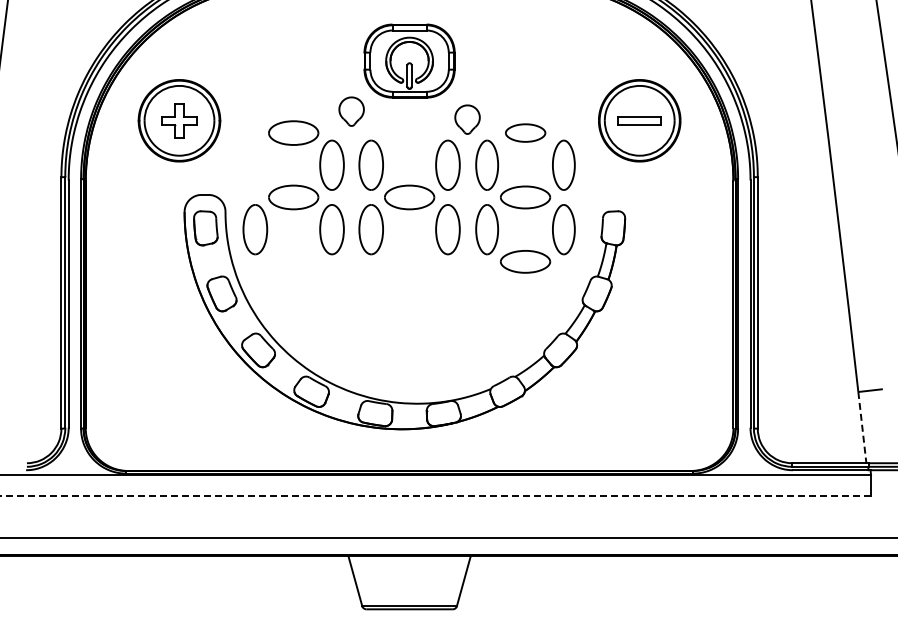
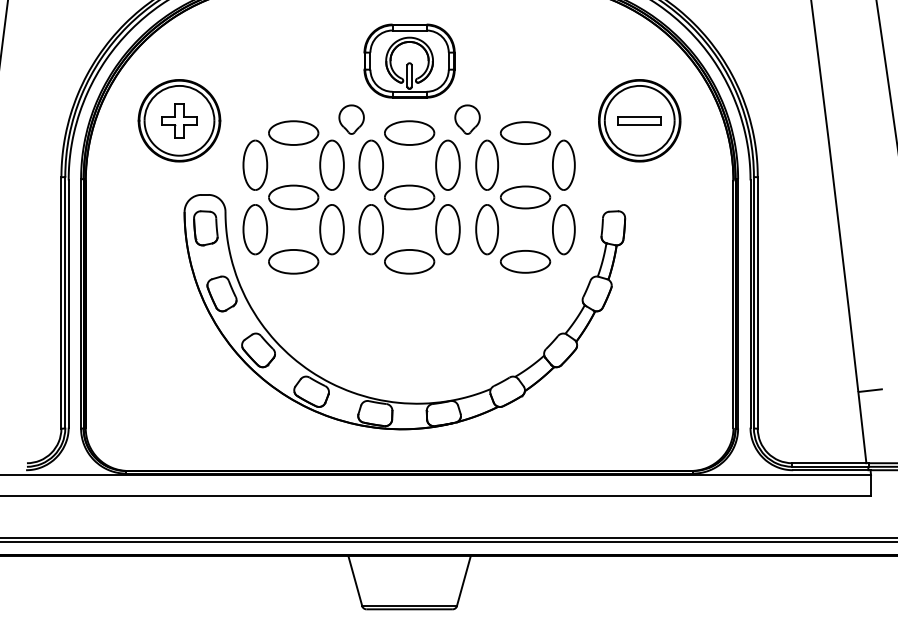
part position: (351, 111) -> (351, 119) (351, 119)
part: none -> present (409, 132)
part size: 42x20 px -> 52x24 px (525, 132)
part: none -> present (255, 164)
part: none -> present (293, 261)
part: none -> present (409, 261)
line: dashed -> solid (862, 427)
line: dashed -> solid (435, 495)
line: none -> present (448, 542)
